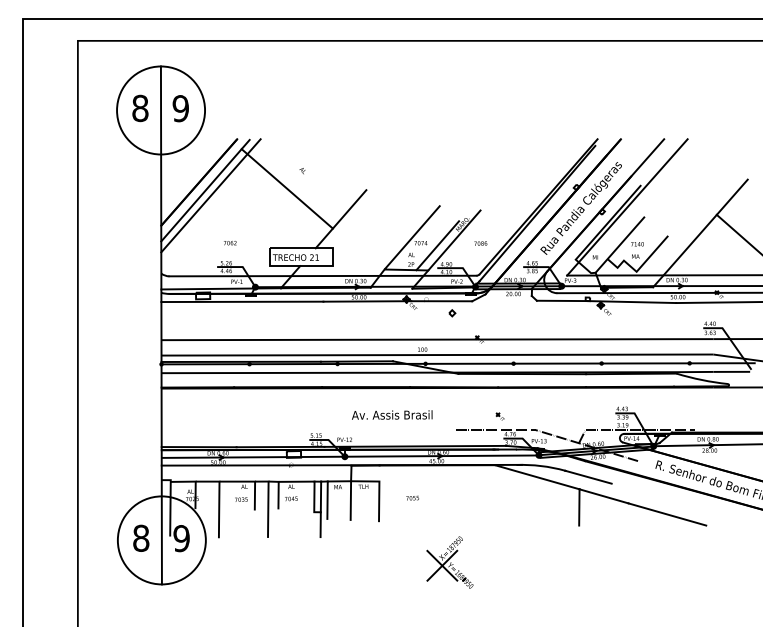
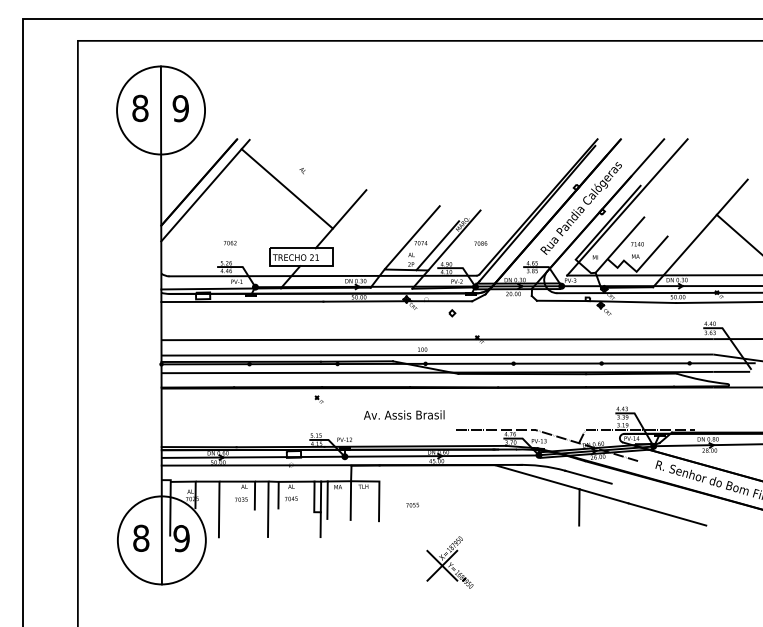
line: present -> none (210, 195)
text position: (392, 414) -> (404, 414) (404, 414)
part position: (499, 416) -> (318, 399) (318, 399)
text position: (412, 497) -> (412, 504) (412, 504)
